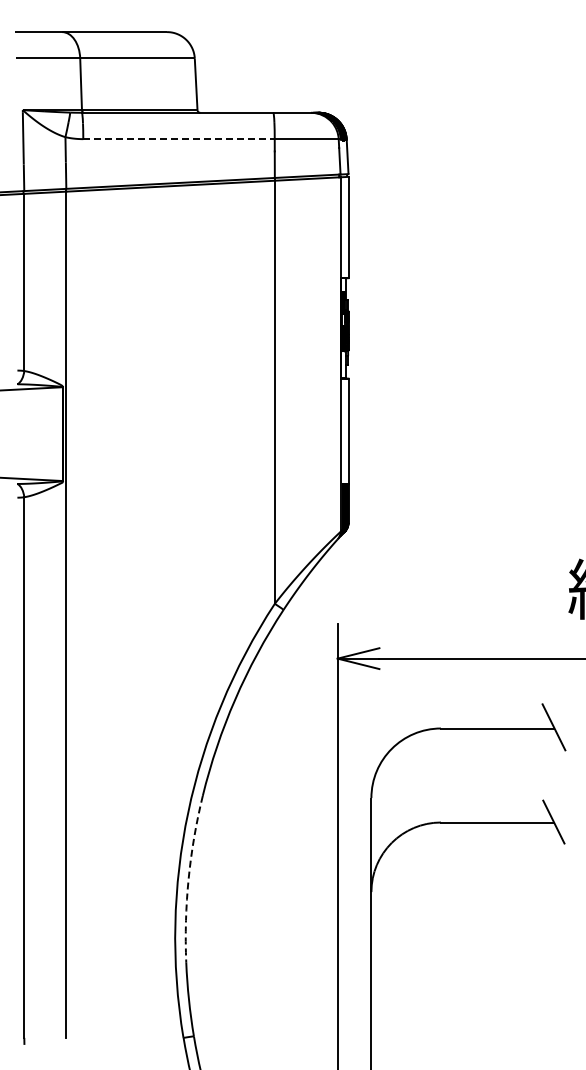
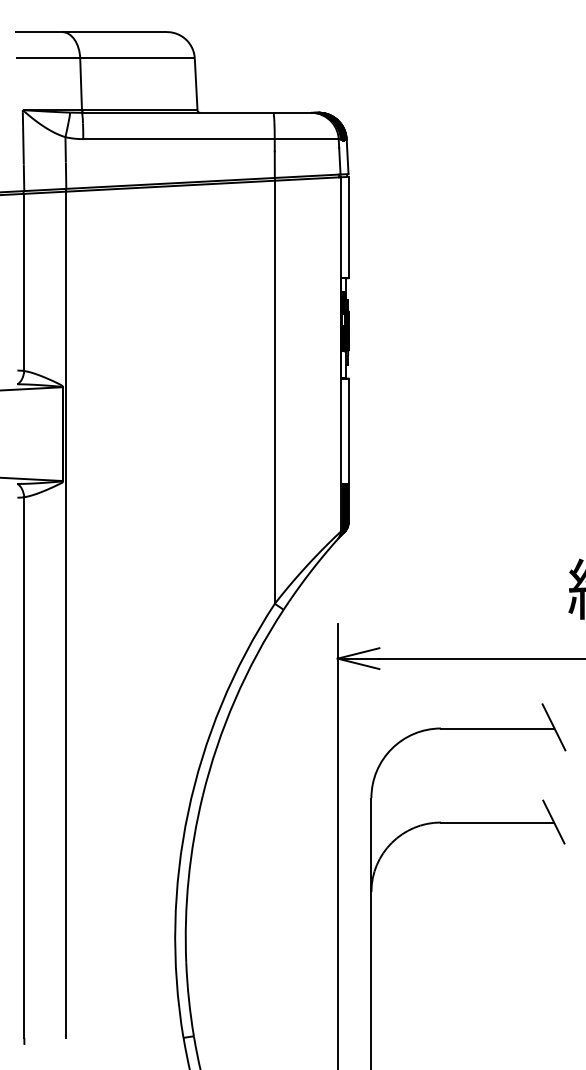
line: dashed -> solid (179, 139)
arc: dashed -> solid (188, 878)
